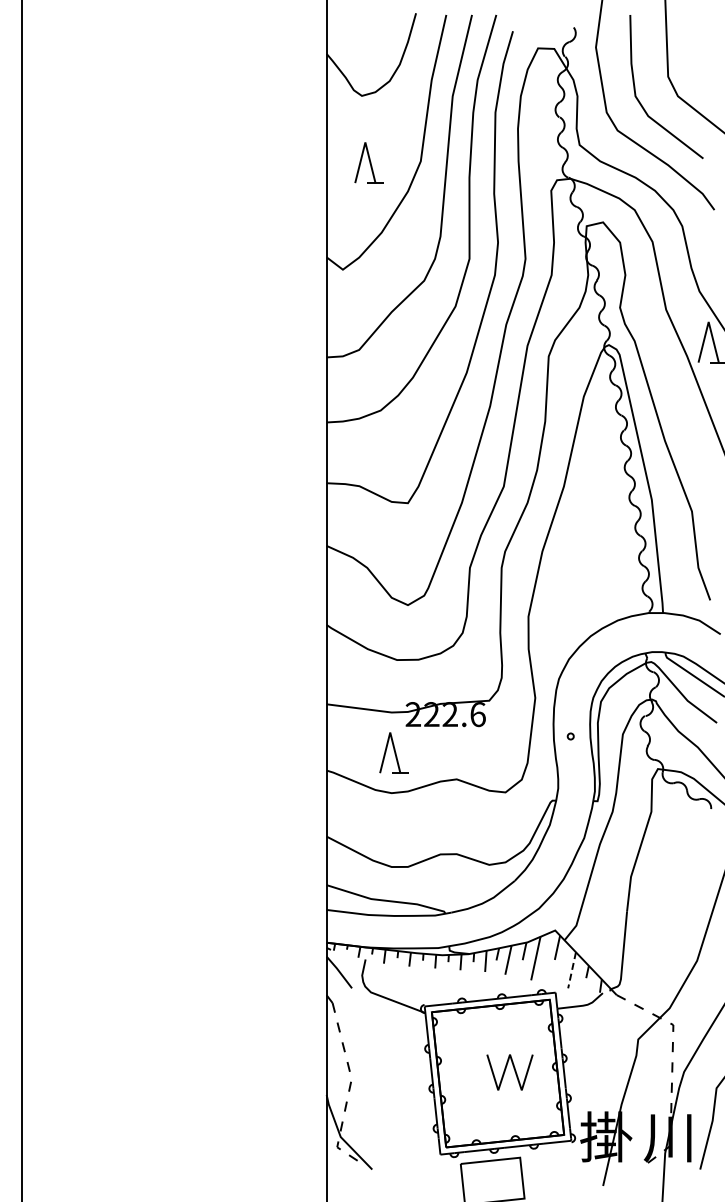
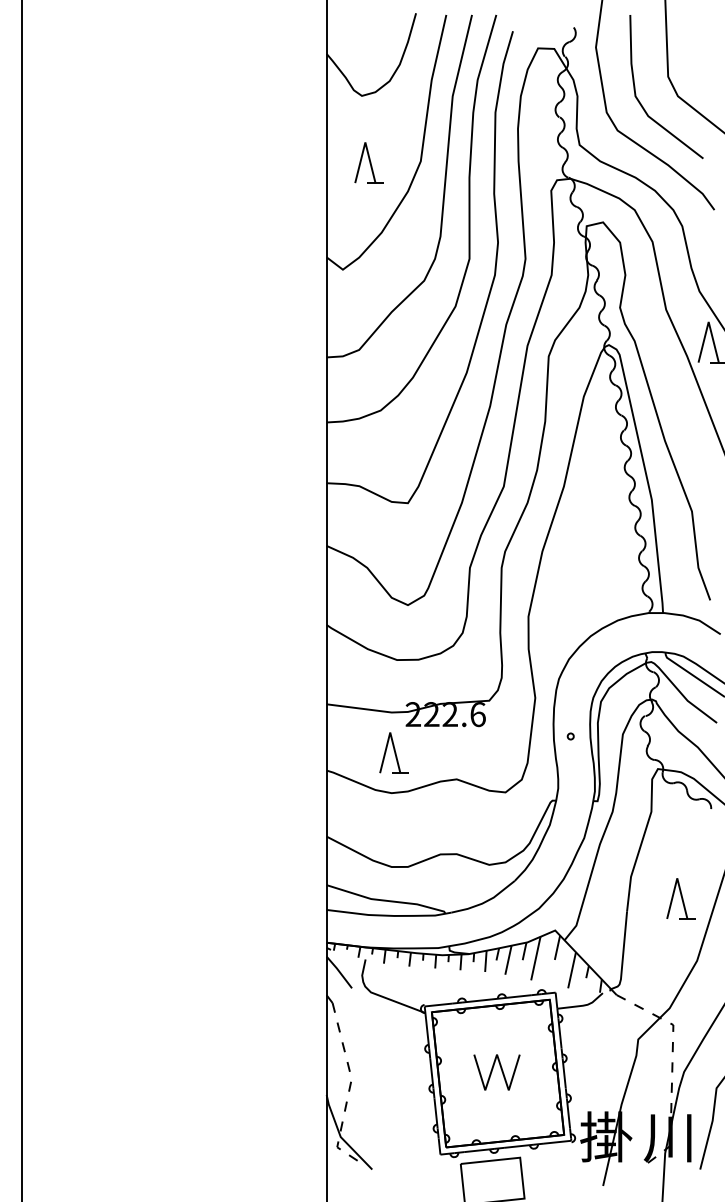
part: none -> present (680, 898)
line: dashed -> solid (571, 970)
part position: (509, 1072) -> (496, 1072) (496, 1072)
